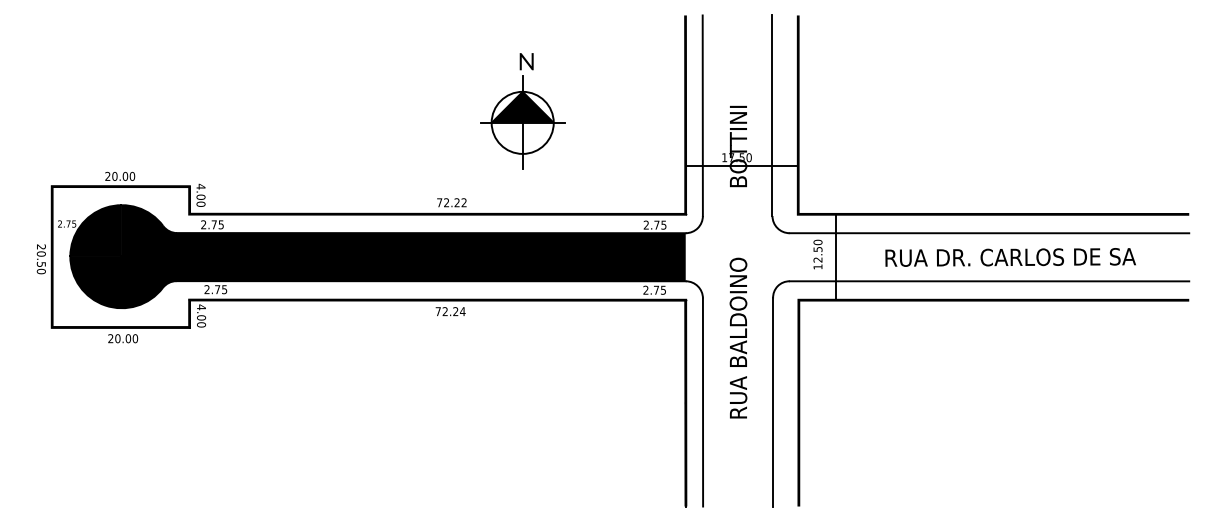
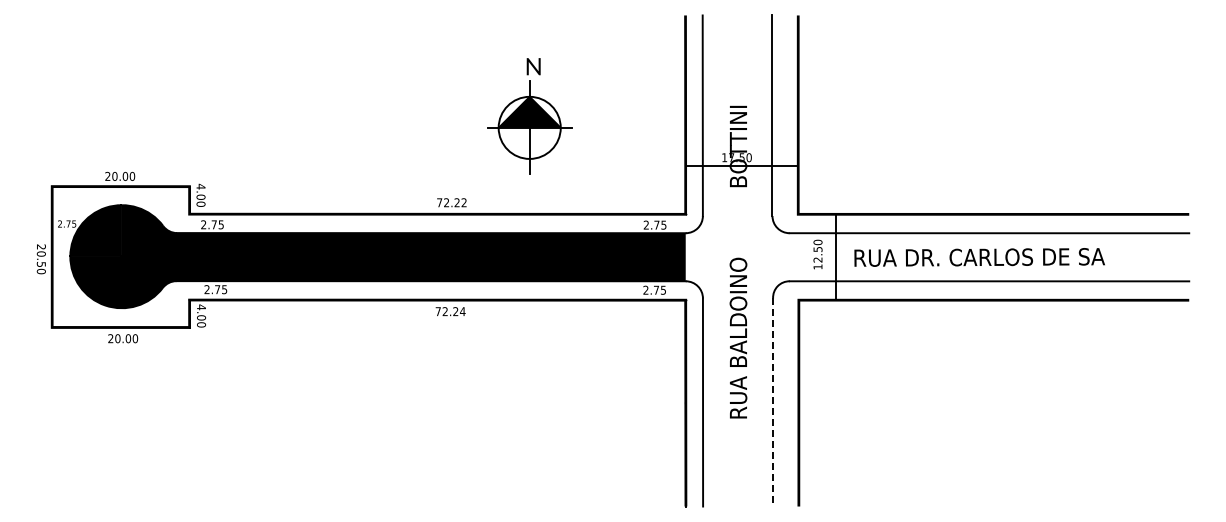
part position: (522, 111) -> (529, 116) (529, 116)
text position: (1010, 257) -> (979, 257) (979, 257)
line: solid -> dashed (773, 402)
